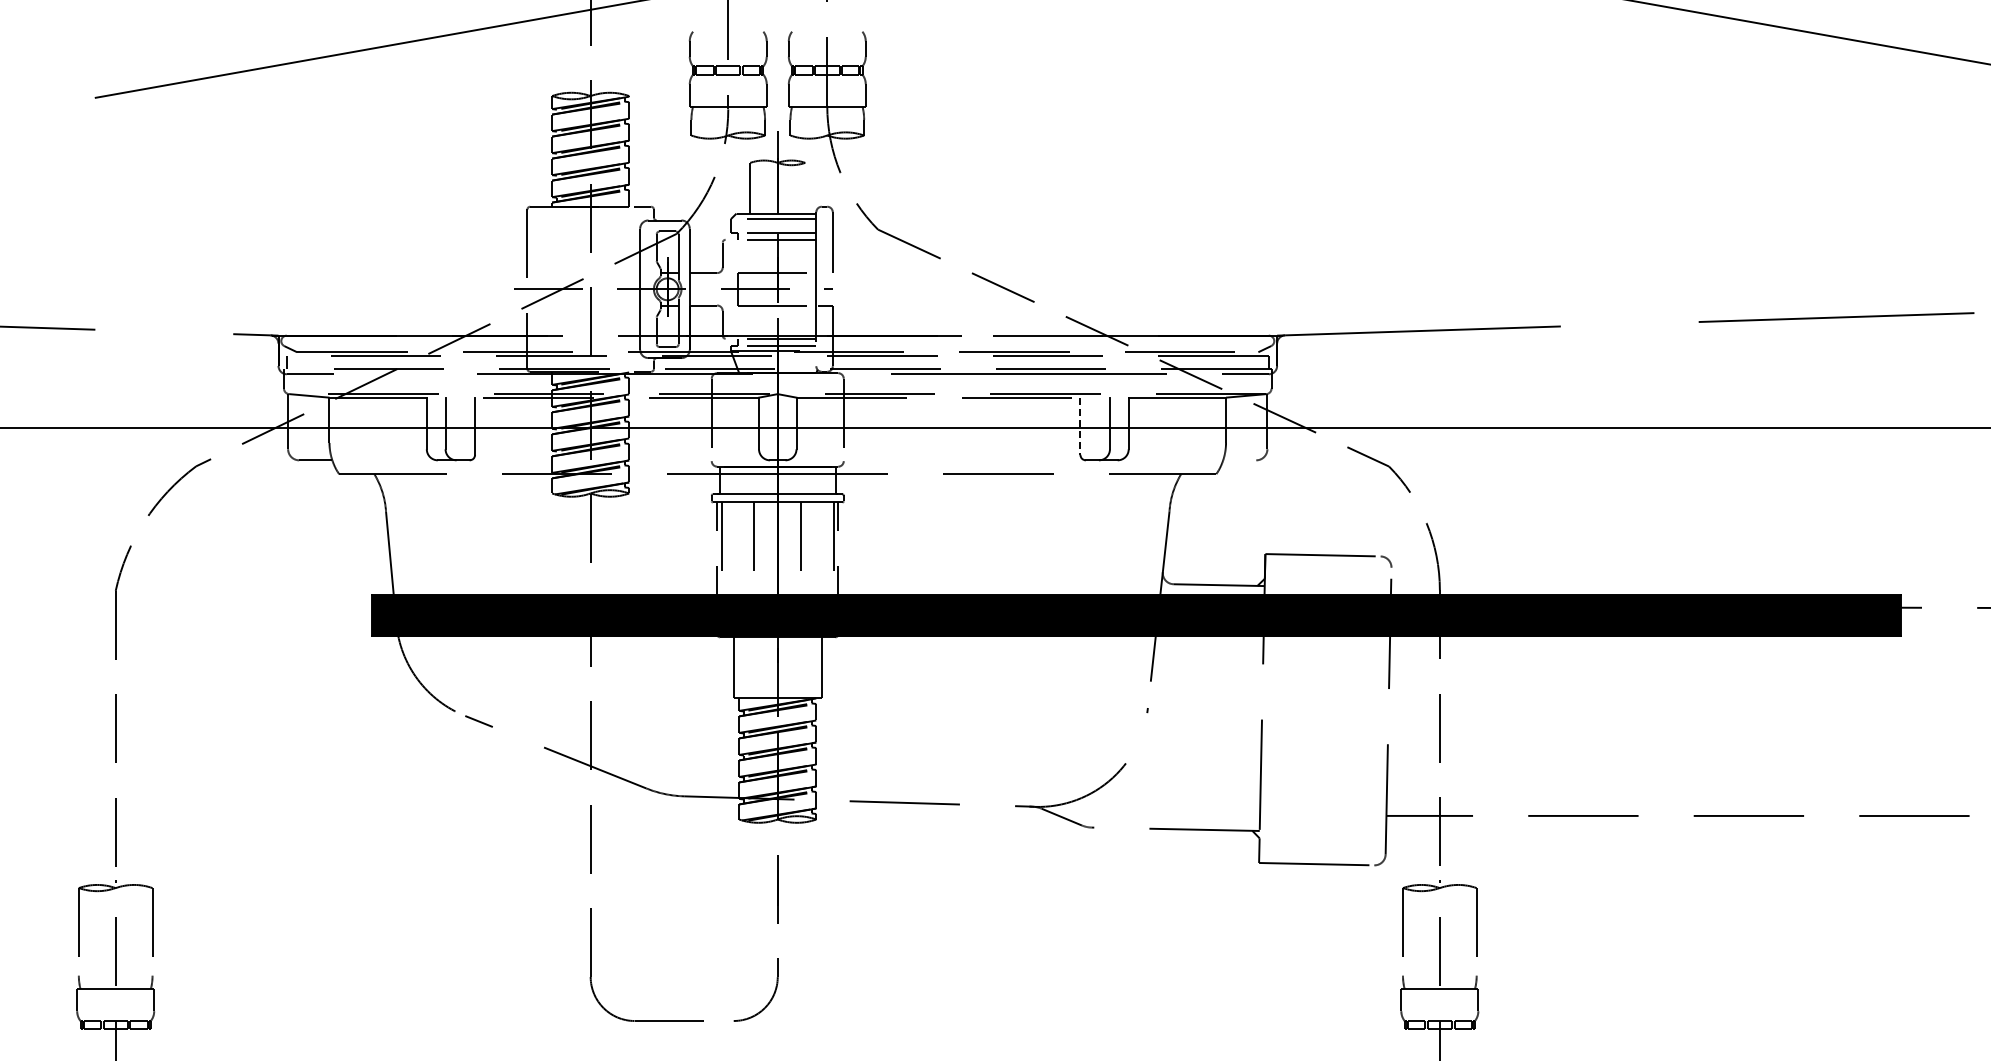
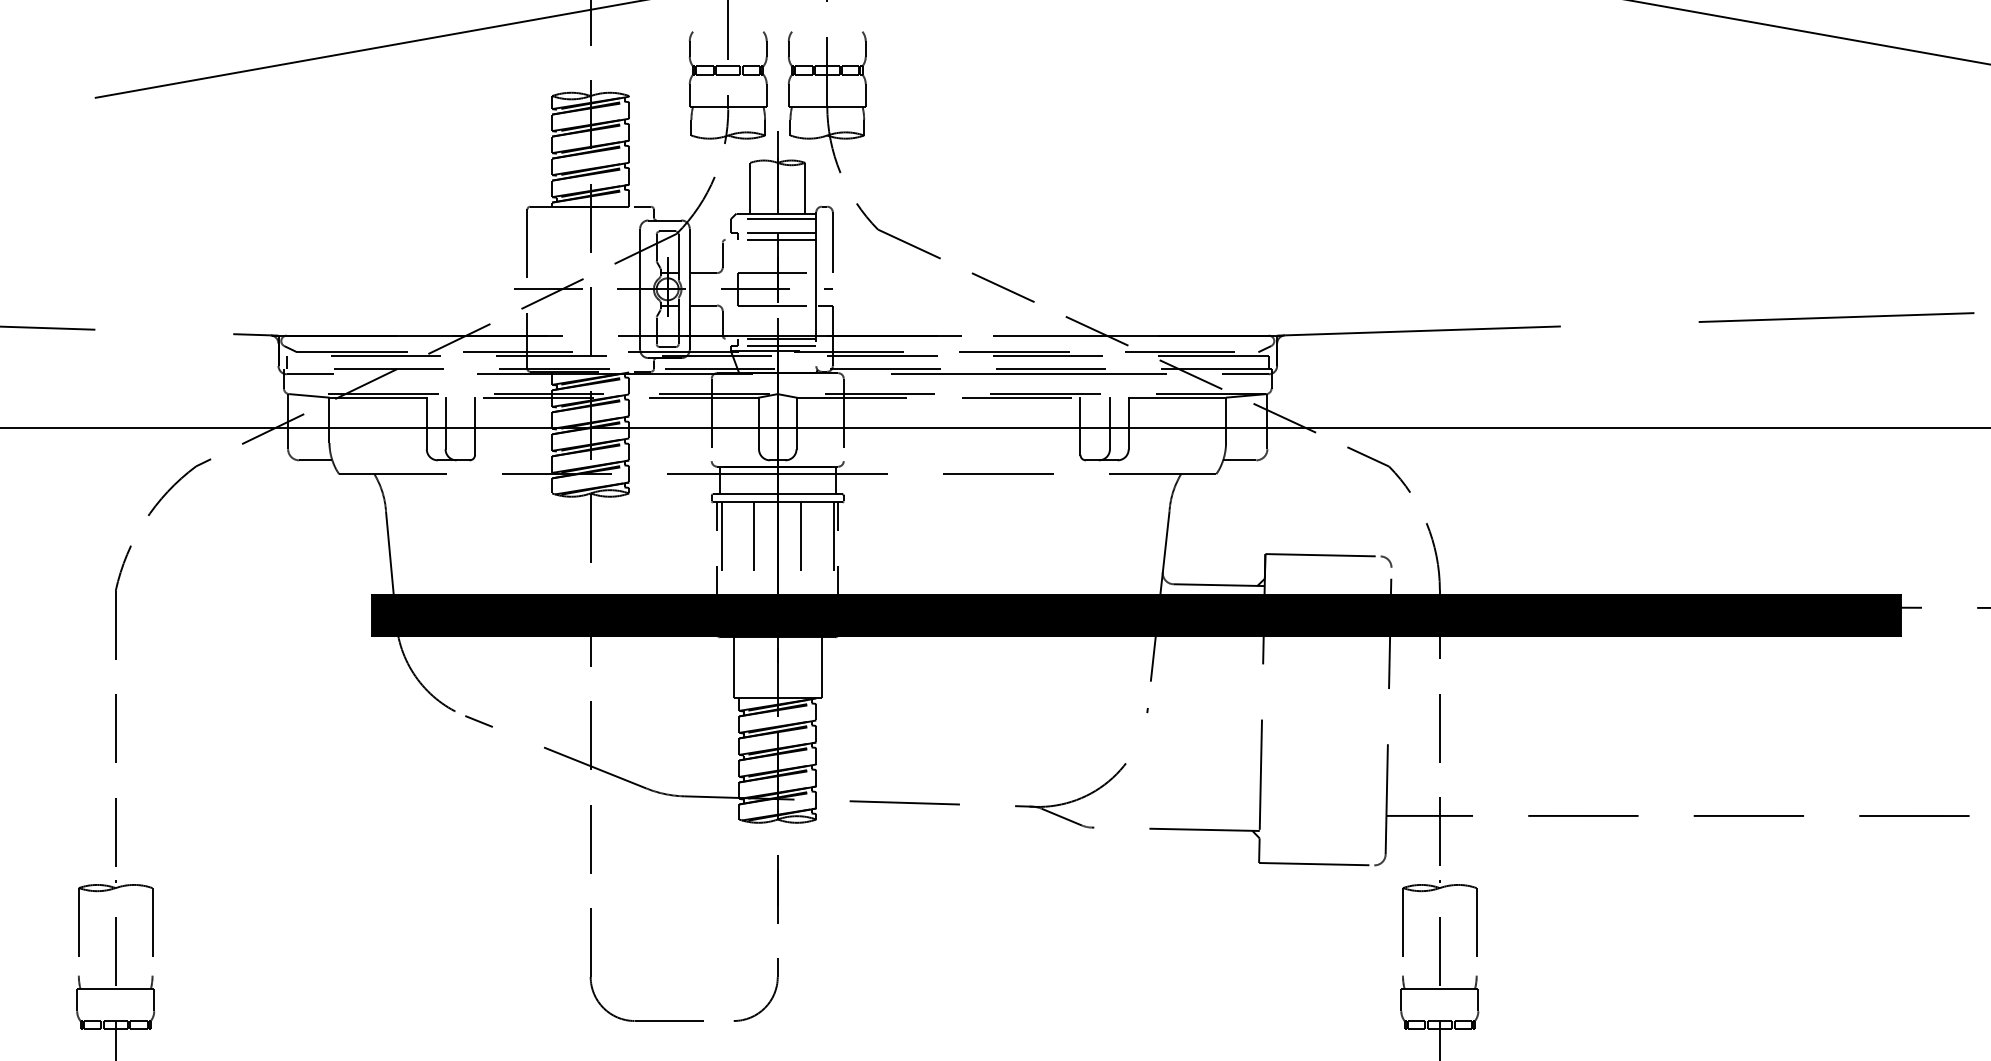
line: none -> present (805, 187)
line: dashed -> solid (1080, 426)
line: none -> present (1239, 460)
